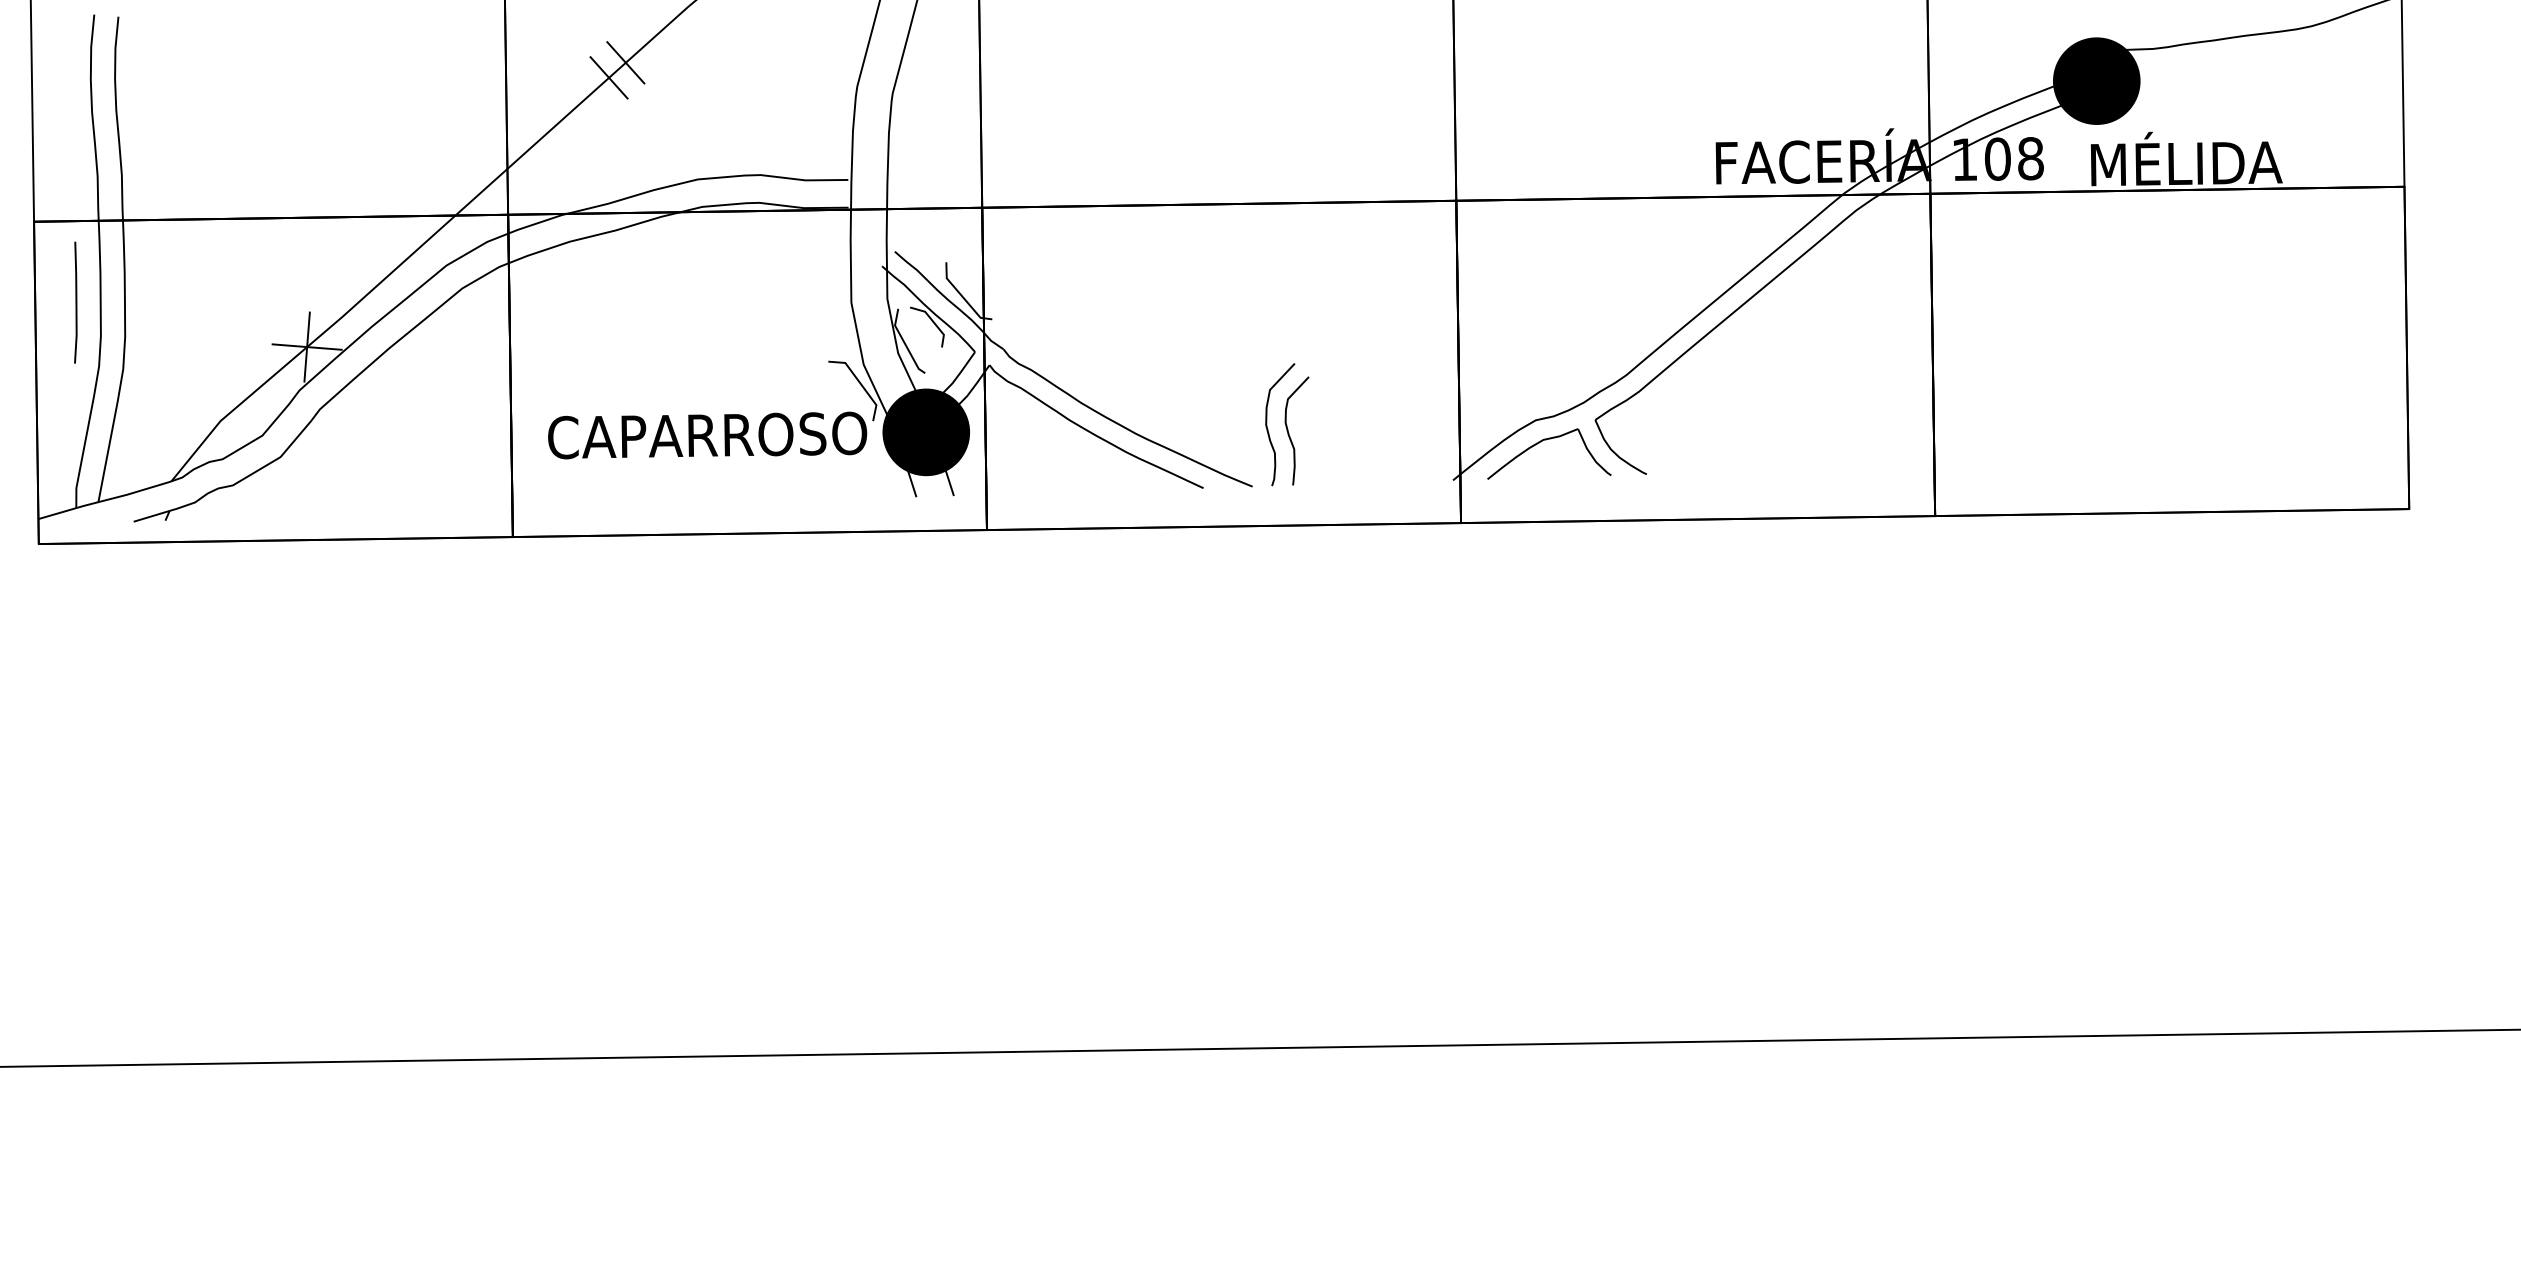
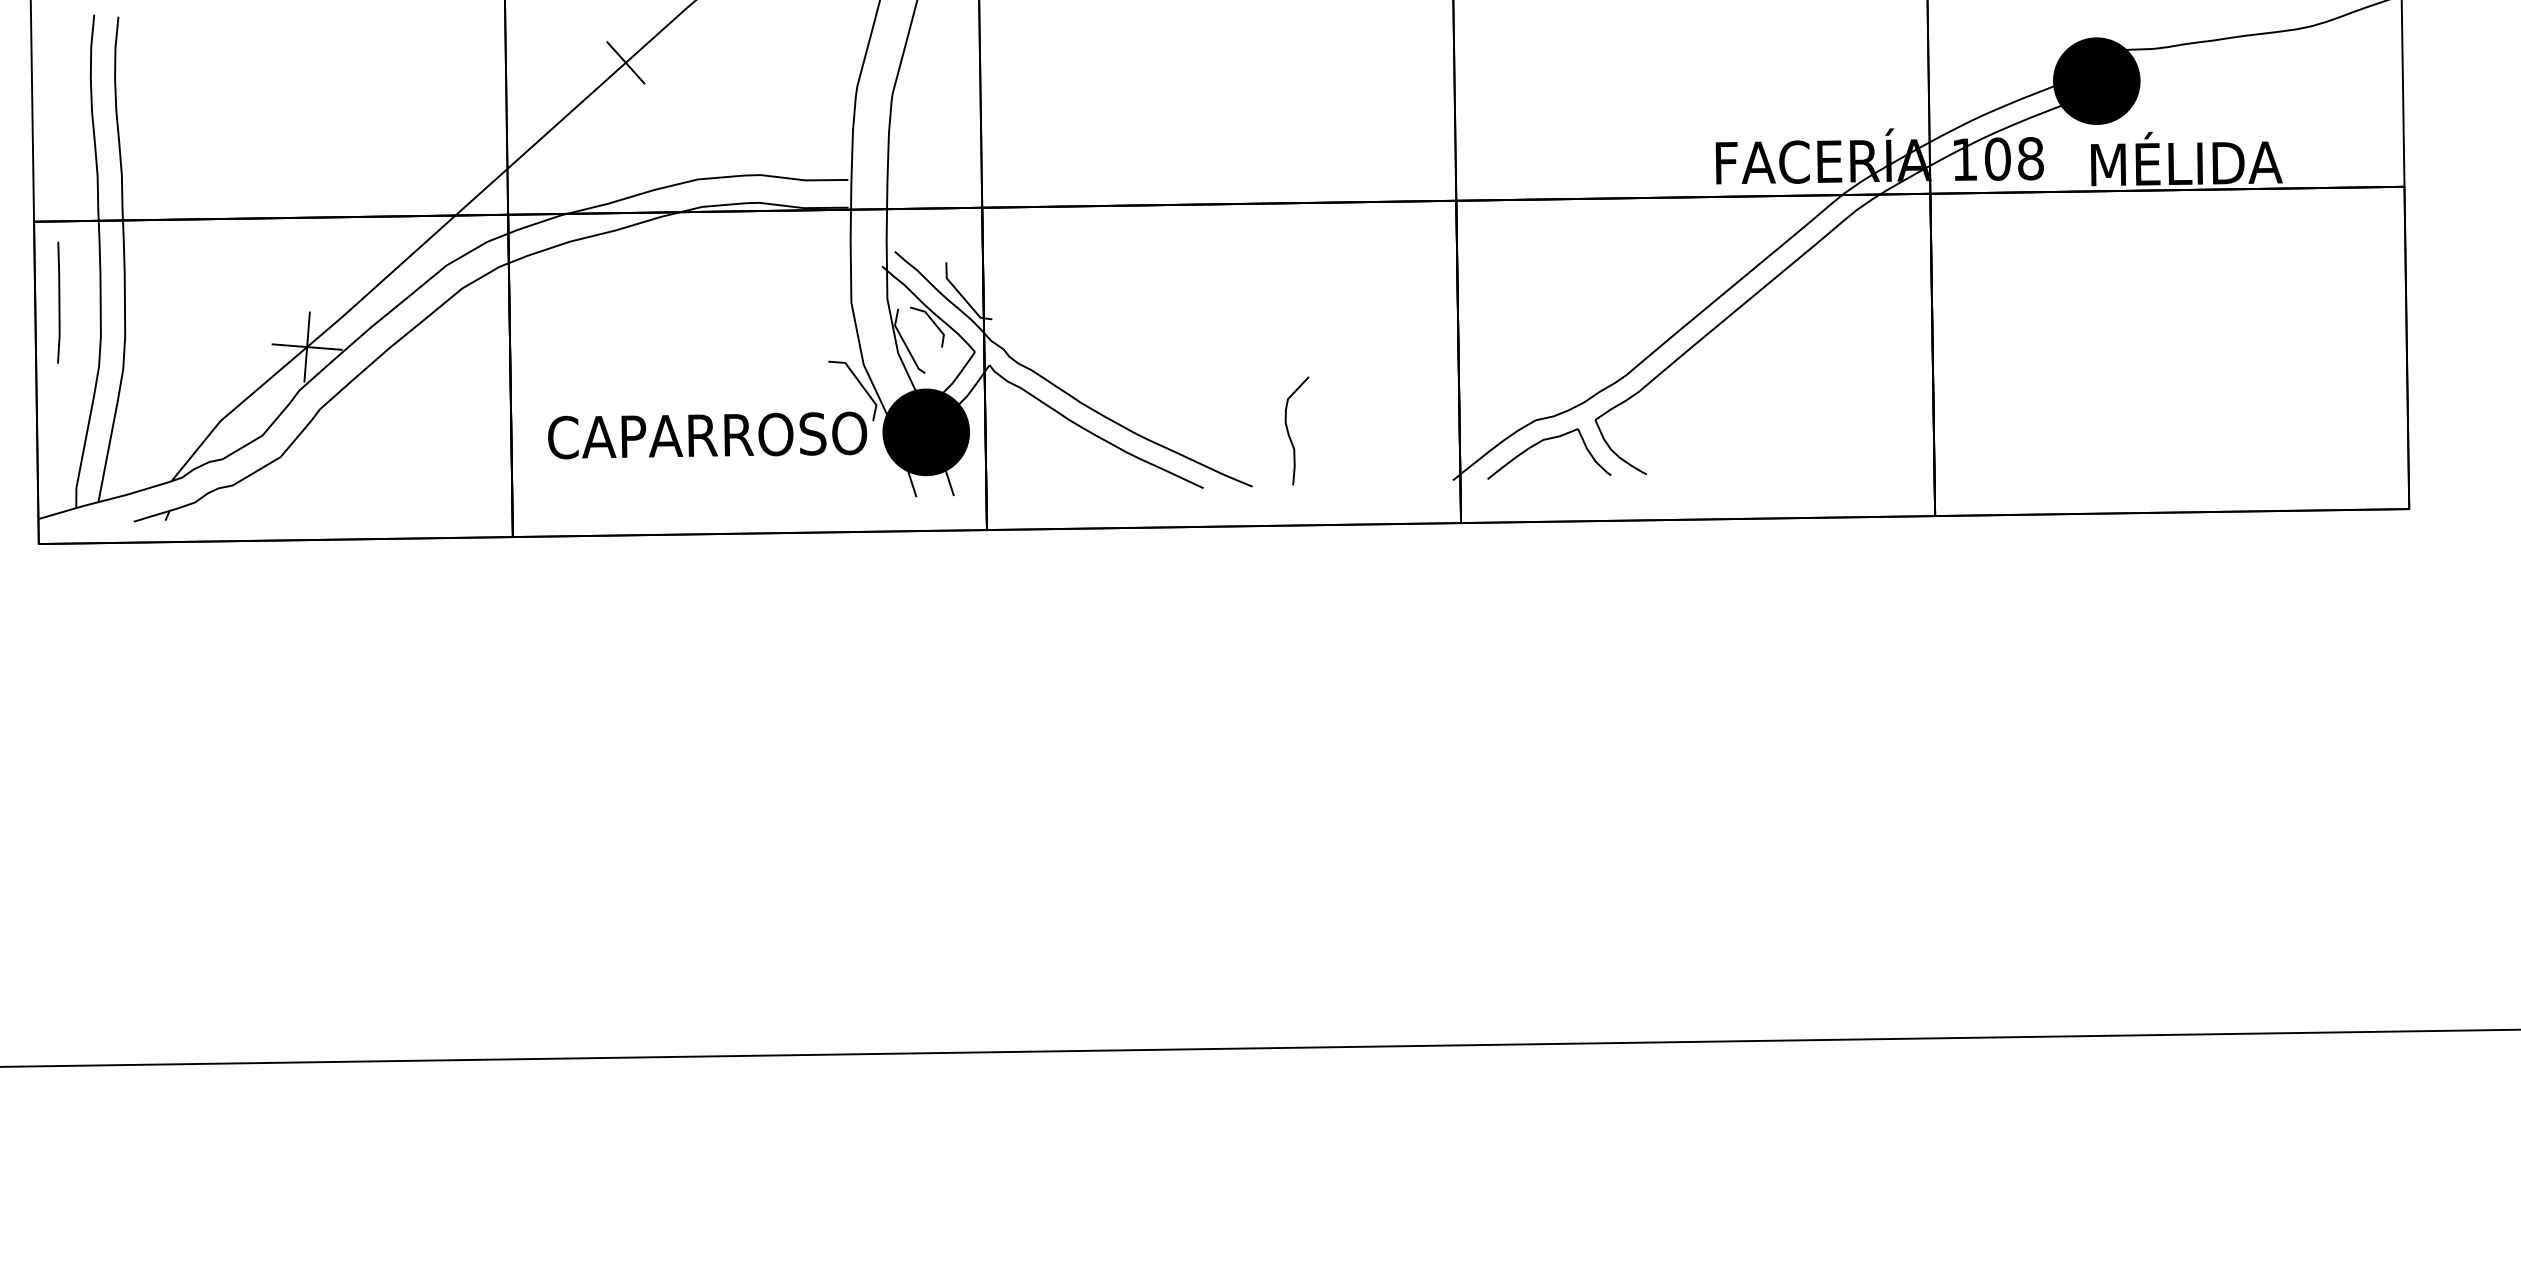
line: present -> none (608, 77)
line position: (75, 302) -> (58, 302) (58, 302)
curve: present -> none (1267, 424)
